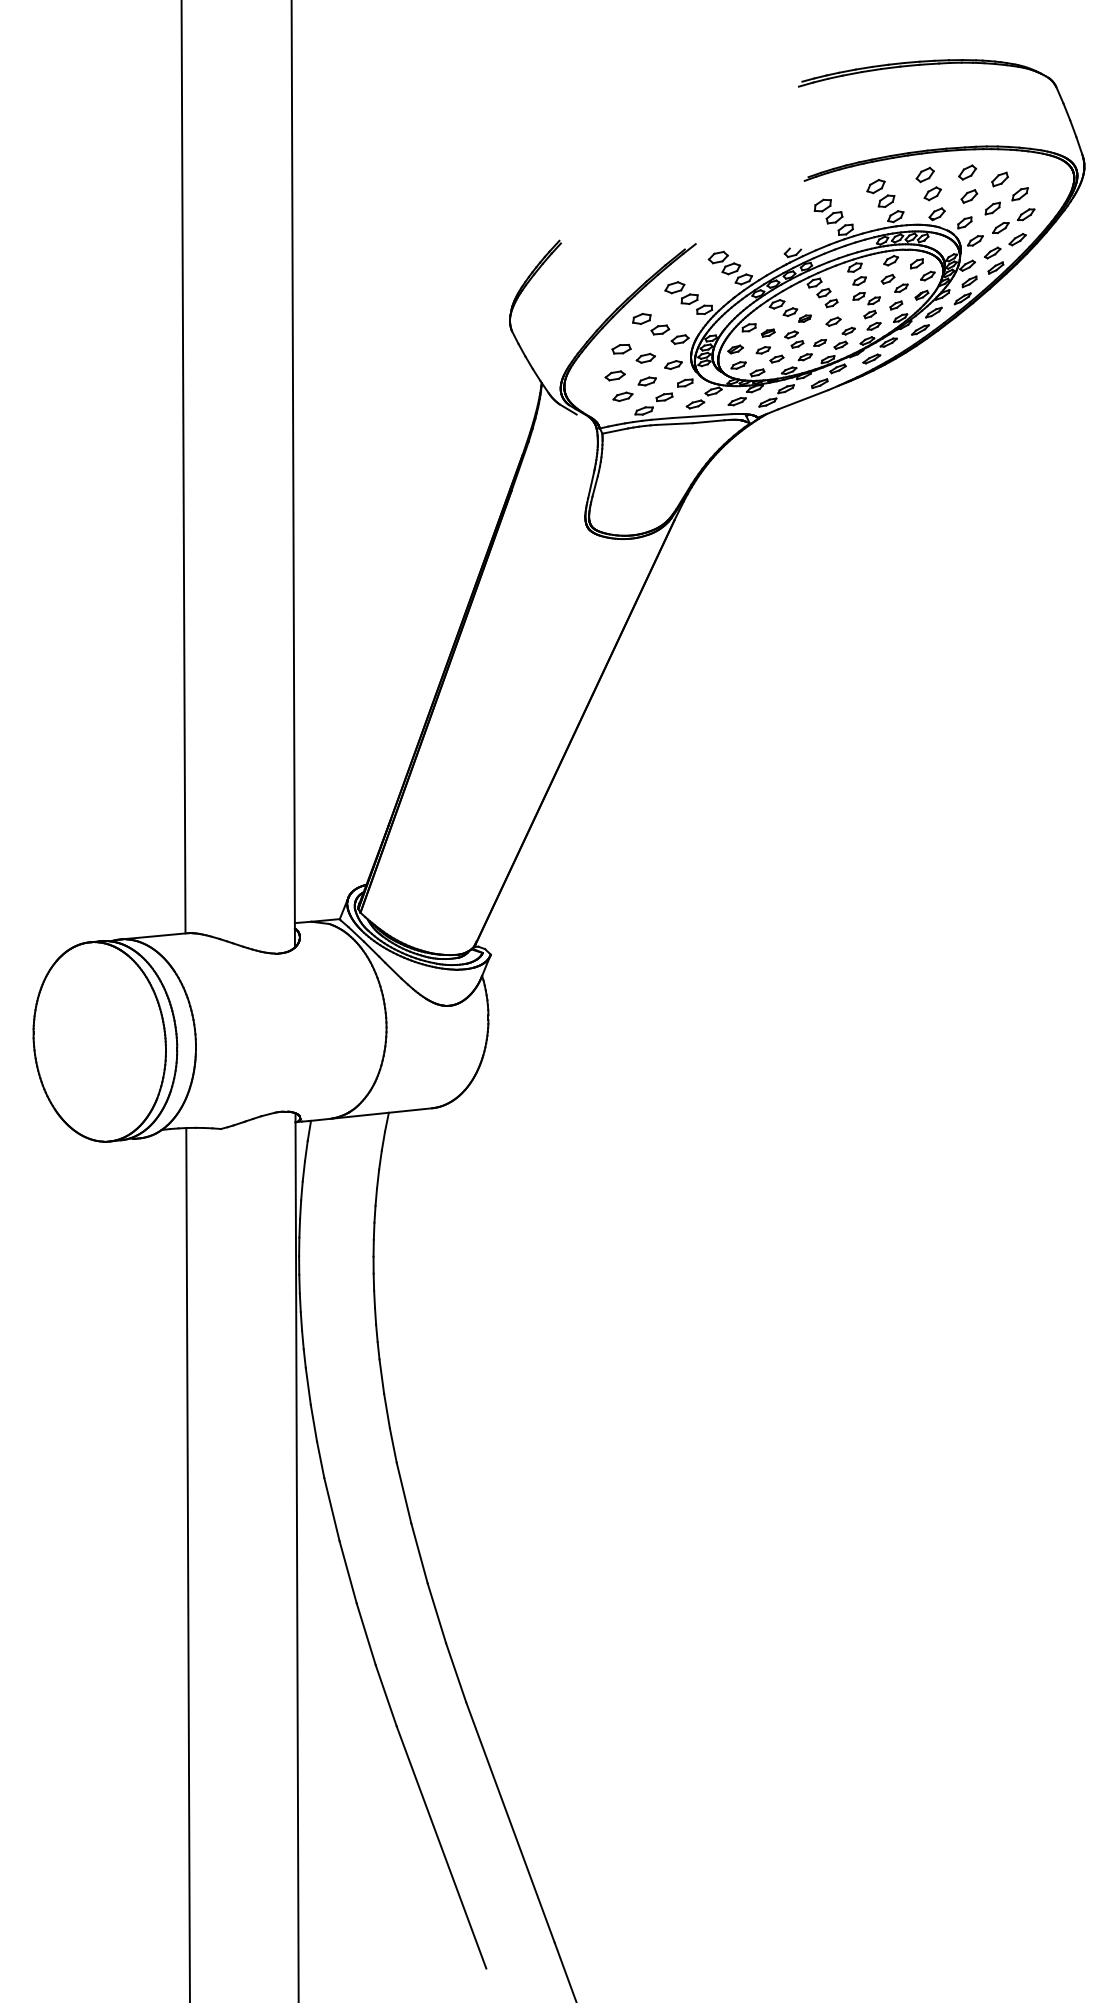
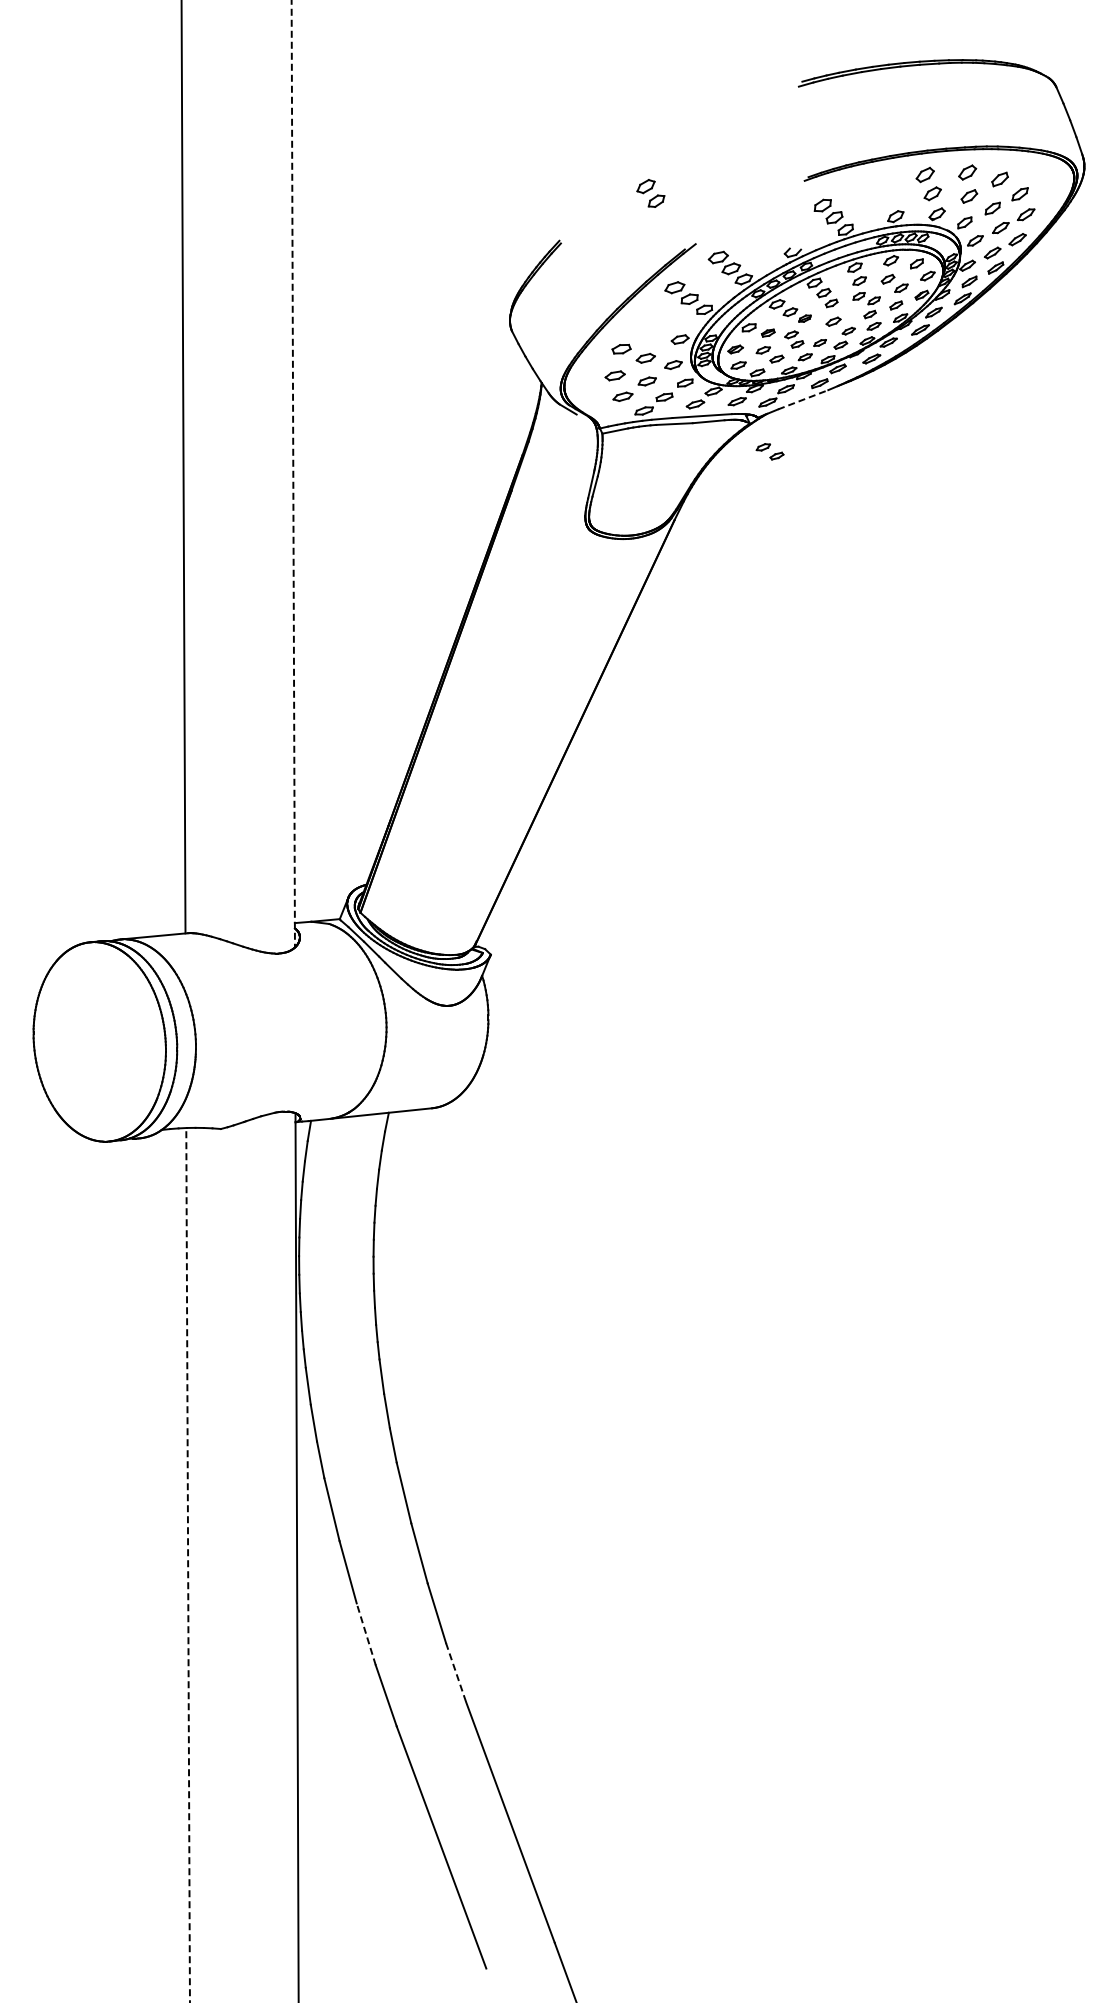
part position: (880, 193) -> (650, 193) (650, 193)
part: present -> none (651, 324)
line: solid -> dashed (803, 399)
part: none -> present (769, 451)
line: solid -> dashed (293, 474)
line: solid -> dashed (188, 1564)
line: solid -> dashed (366, 1633)
line: solid -> dashed (456, 1673)
